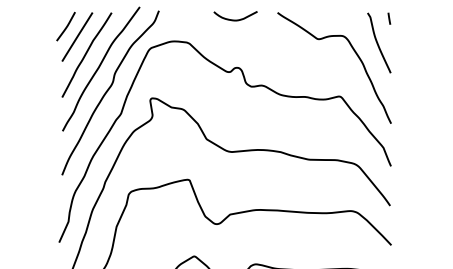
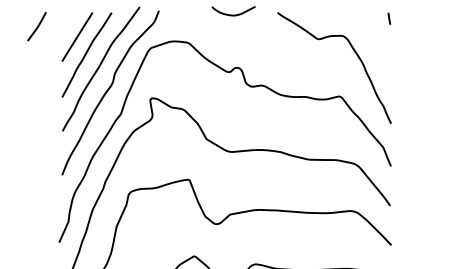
curve position: (235, 19) -> (233, 14) (233, 14)
line position: (66, 26) -> (37, 26) (37, 26)
curve: present -> none (378, 42)
